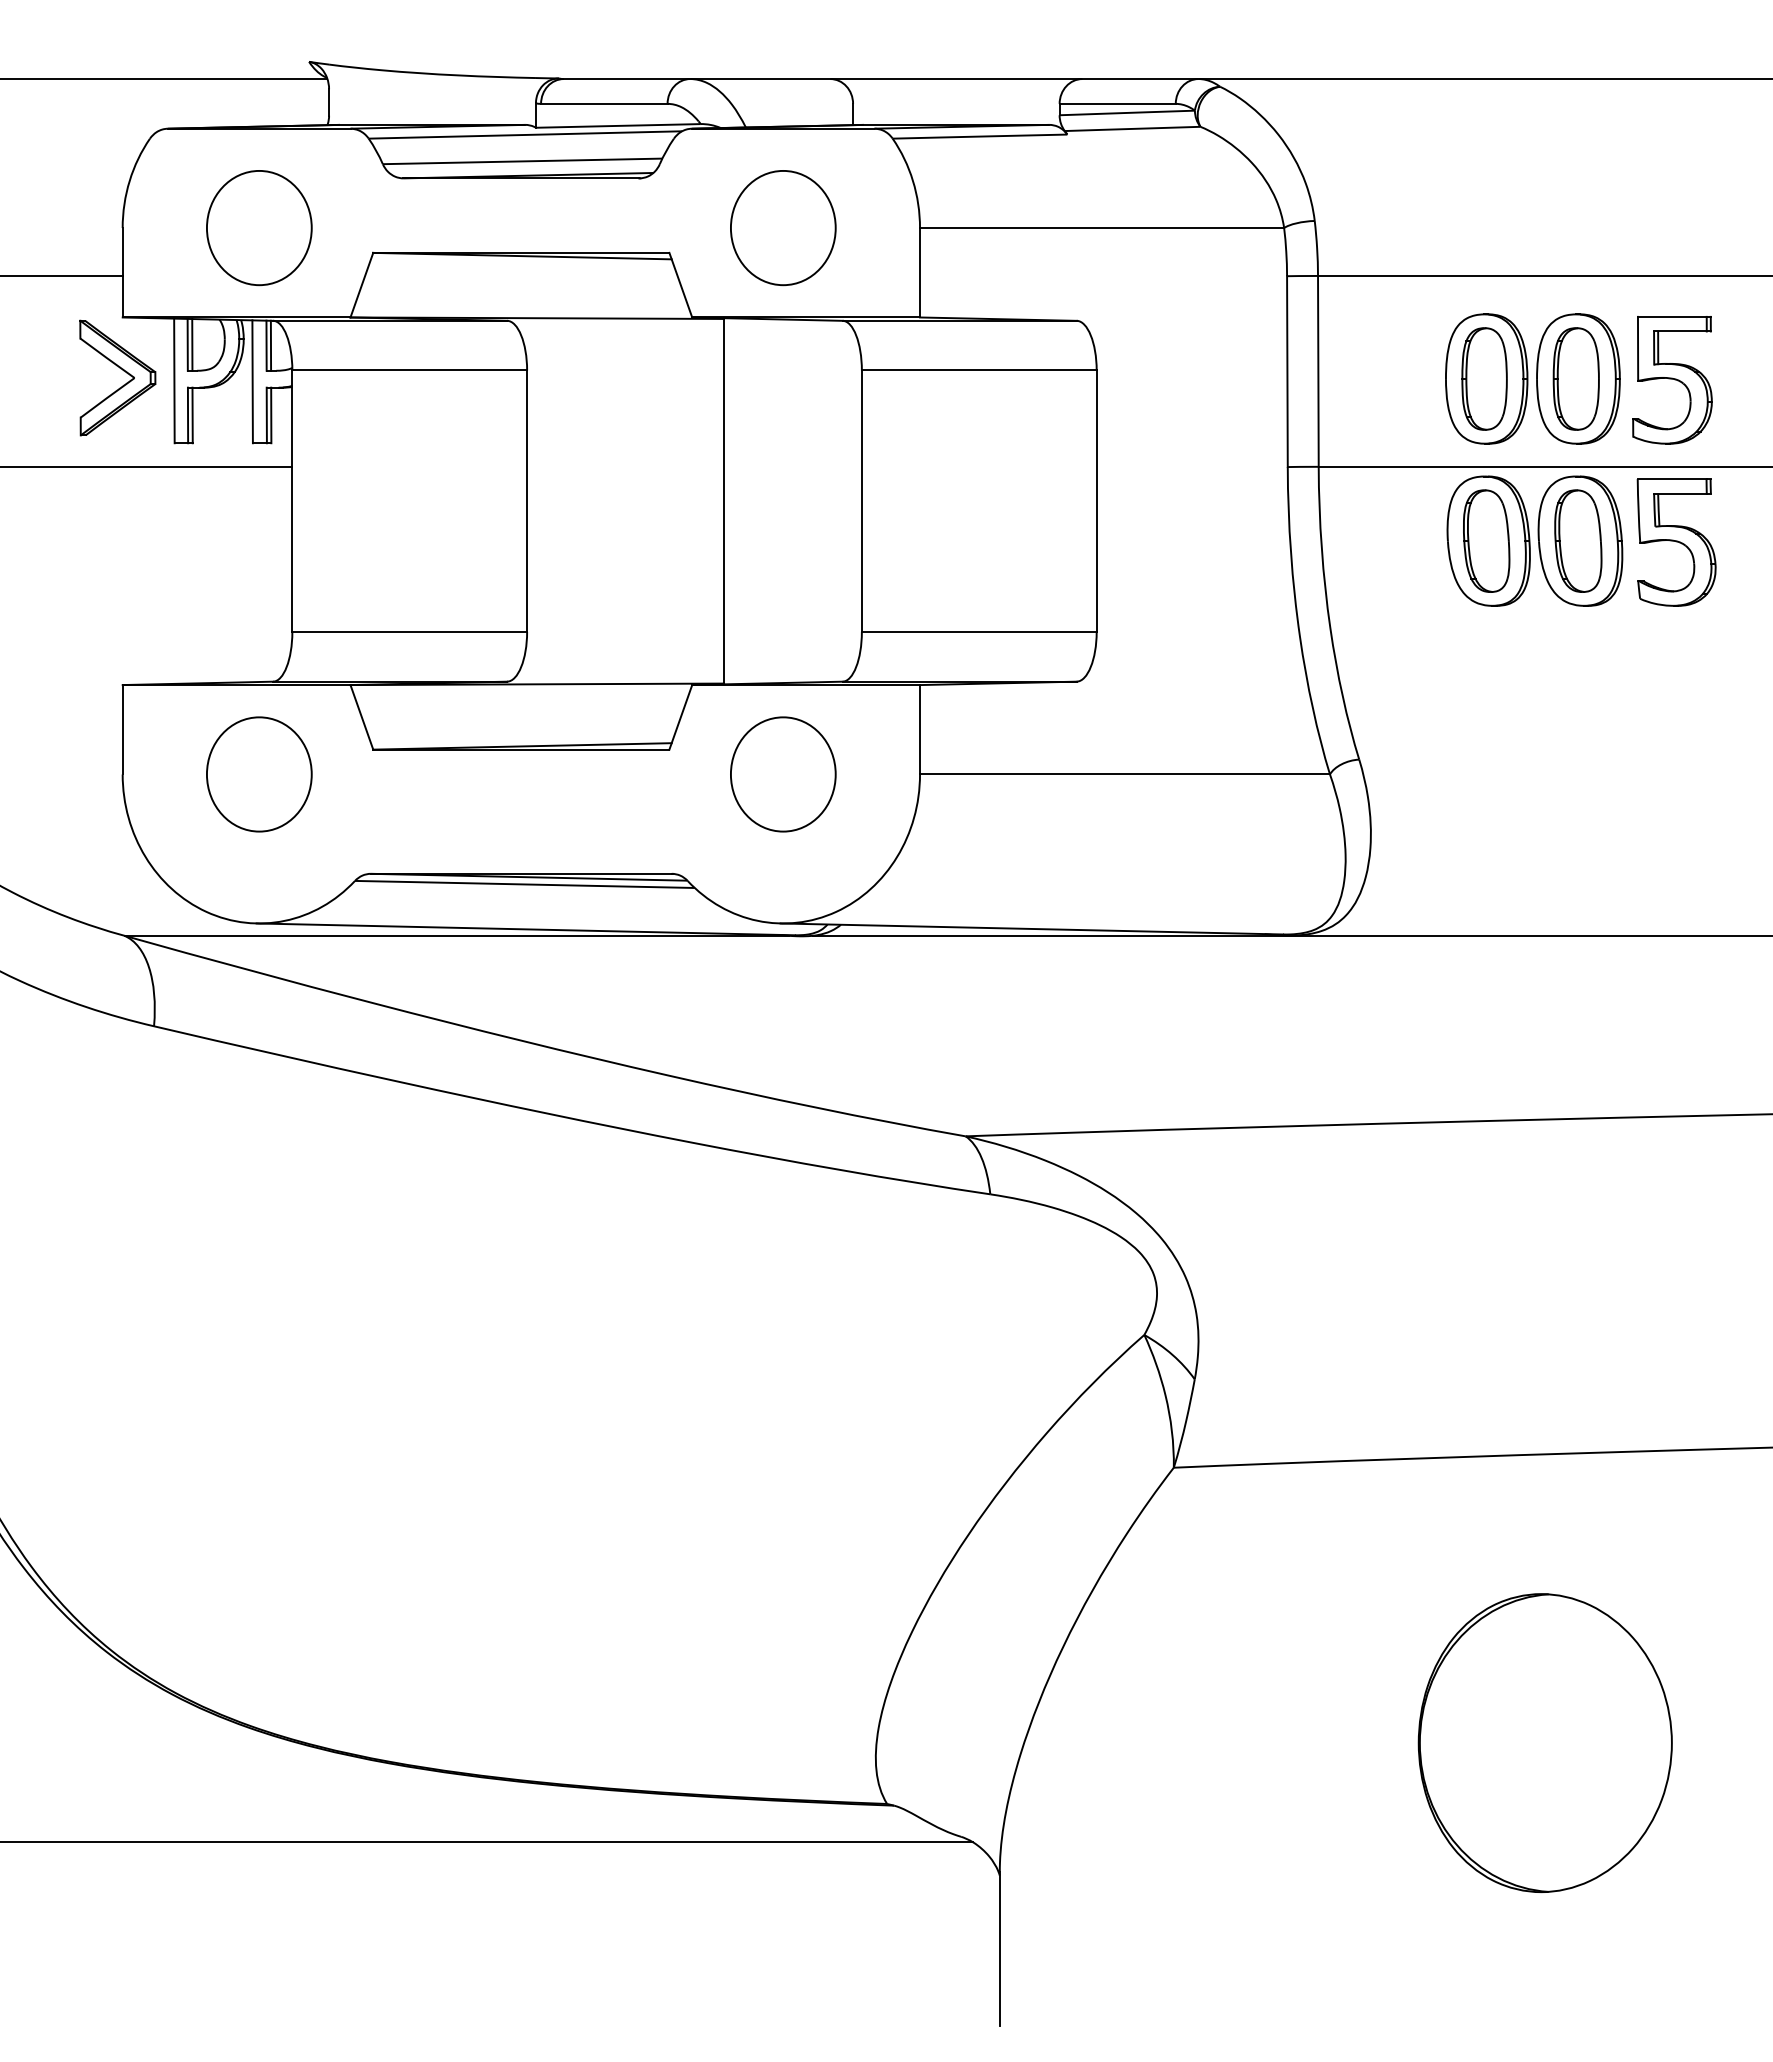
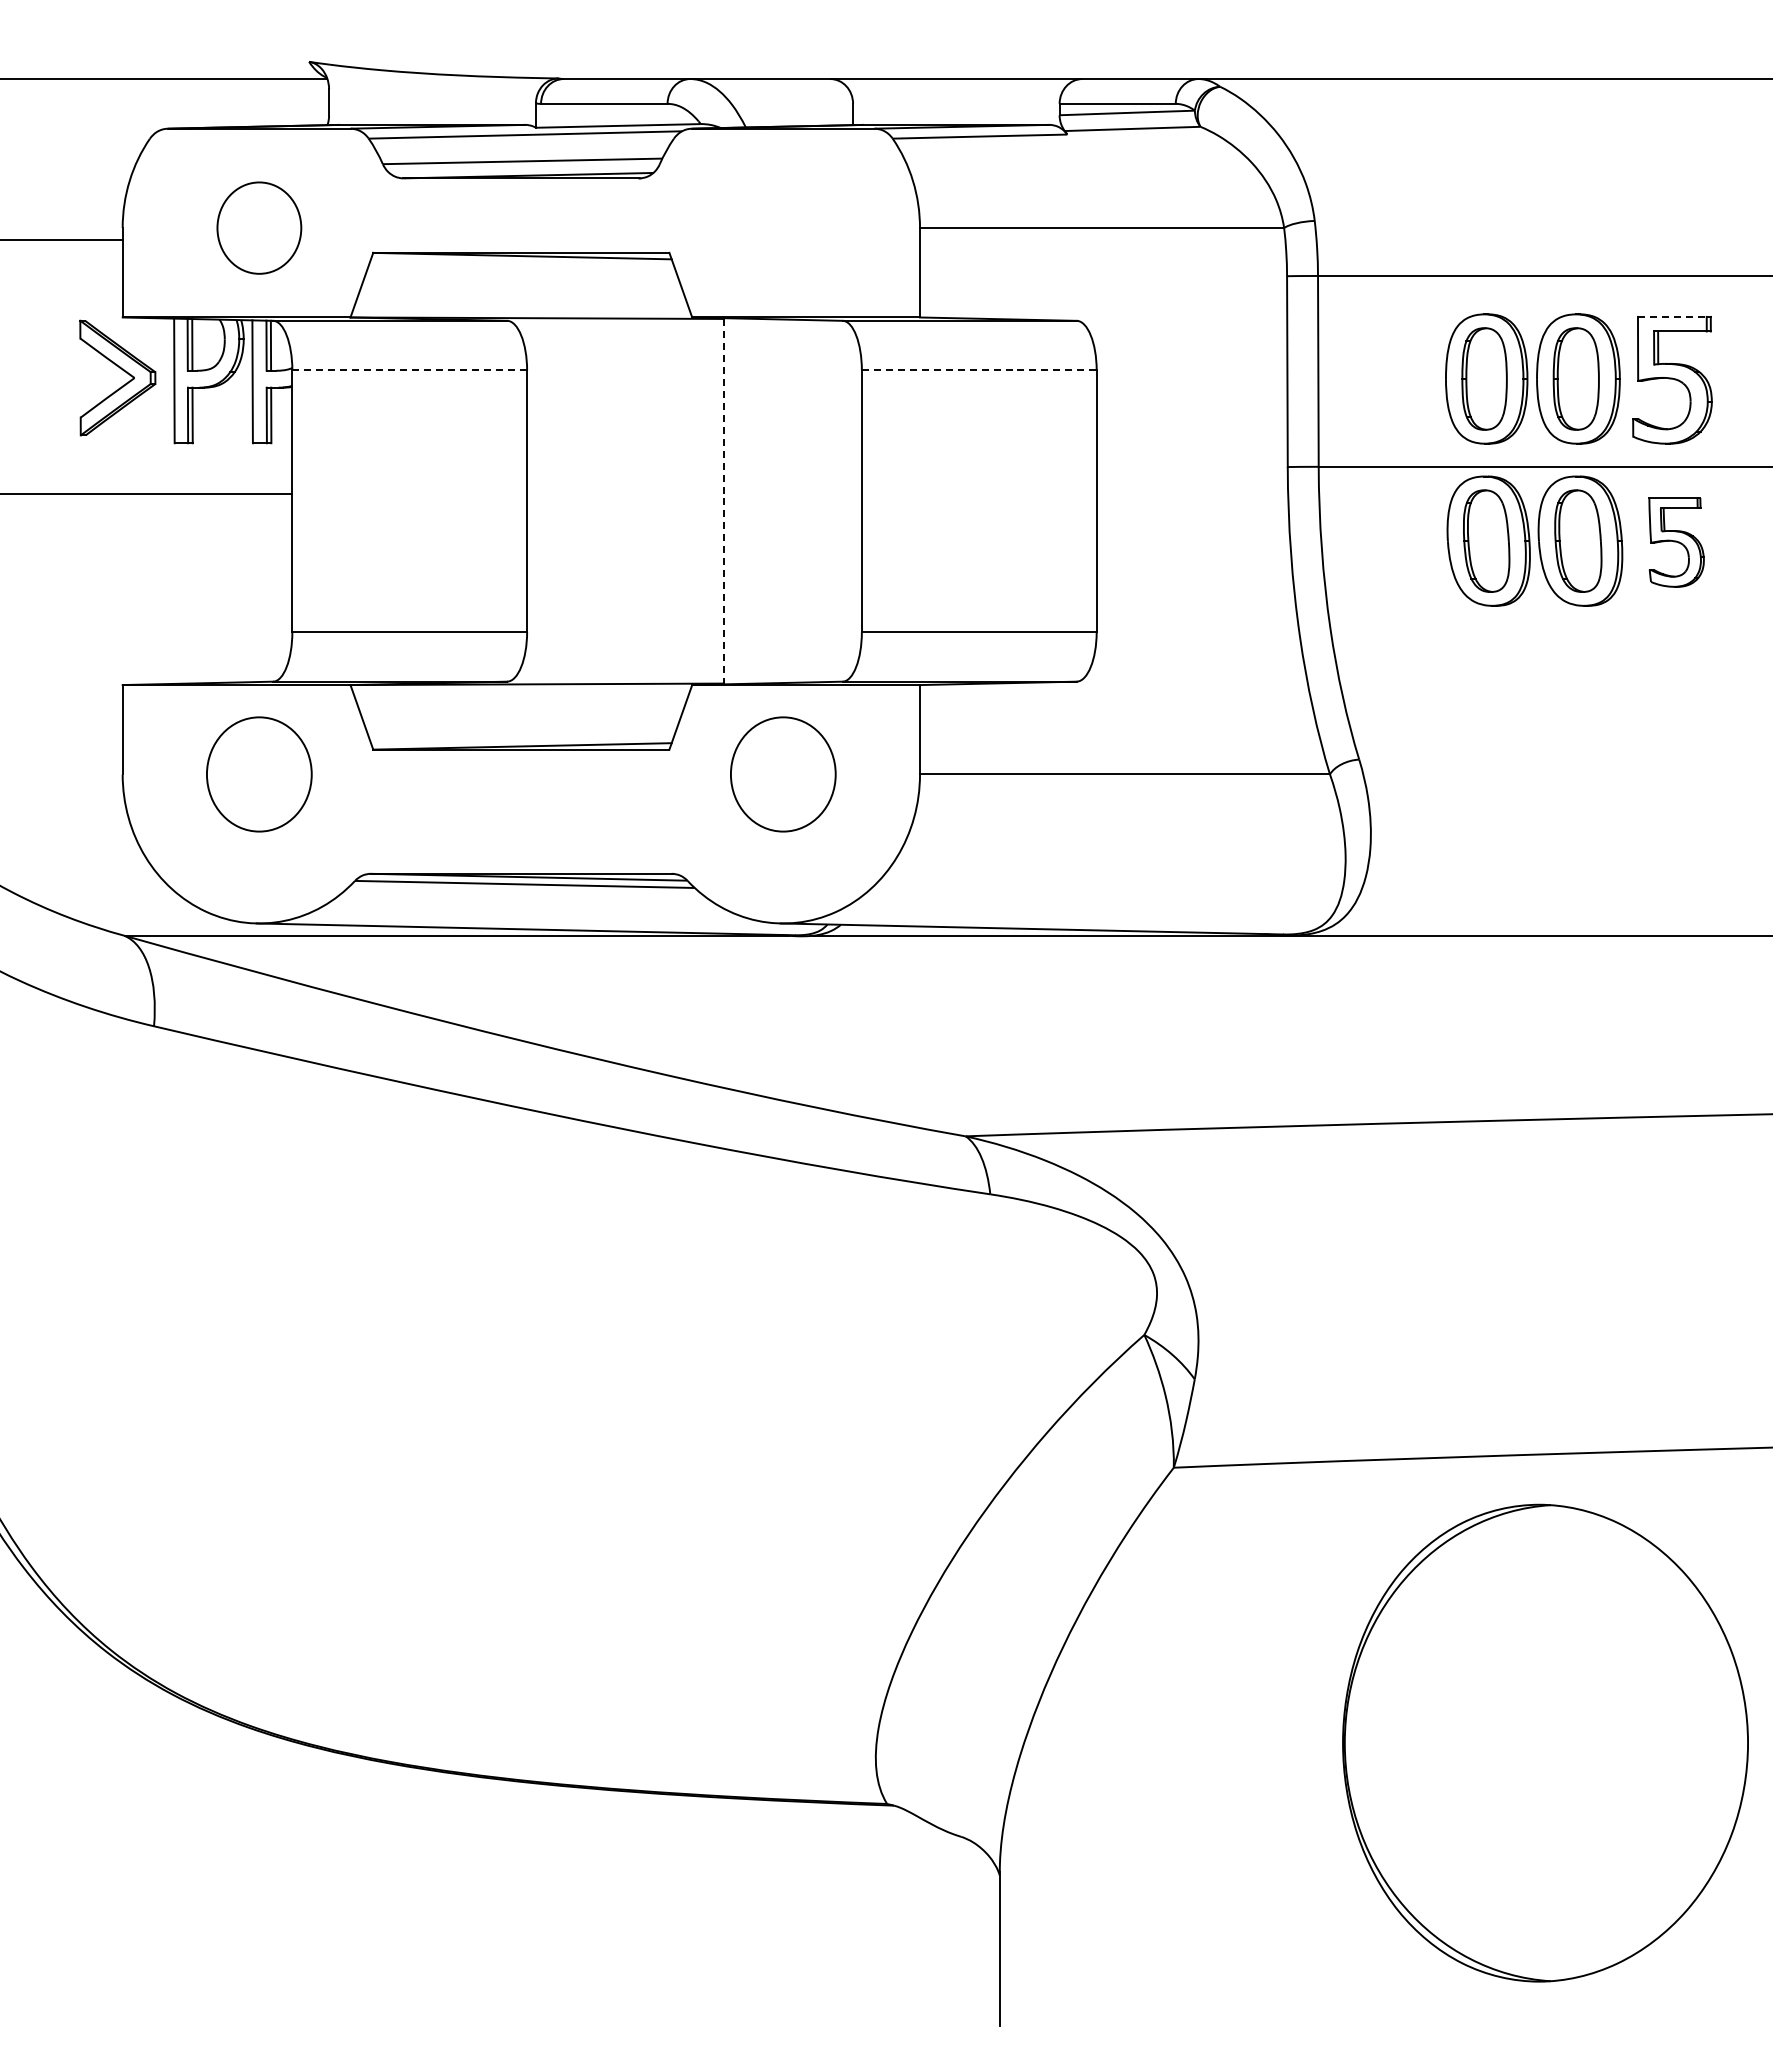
part size: 107x117 px -> 87x94 px (259, 227)
part: present -> none (783, 228)
line position: (62, 276) -> (62, 240) (62, 240)
line: solid -> dashed (1672, 316)
line: solid -> dashed (410, 370)
line: solid -> dashed (979, 370)
line position: (147, 466) -> (147, 493) (147, 493)
line: solid -> dashed (723, 501)
part size: 81x129 px -> 57x91 px (1676, 542)
part size: 256x300 px -> 407x480 px (1545, 1742)
line: present -> none (487, 1842)
